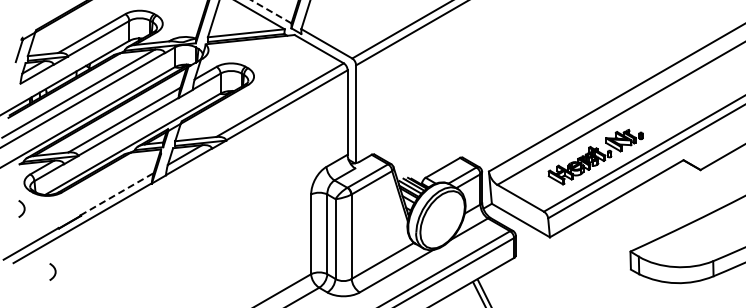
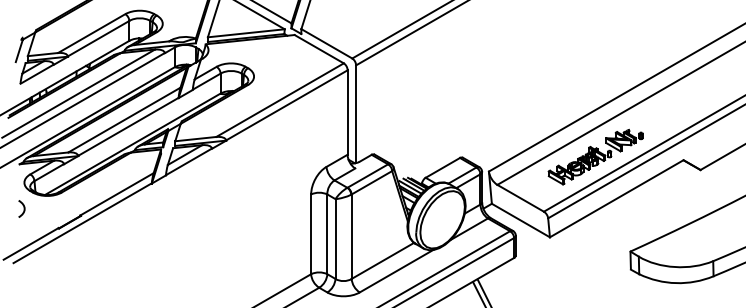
line: dashed -> solid (270, 11)
line: dashed -> solid (117, 194)
curve: present -> none (54, 271)
